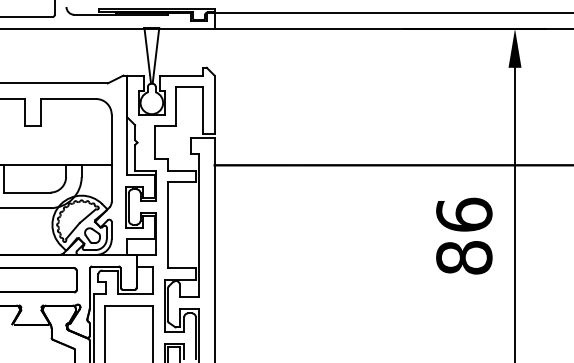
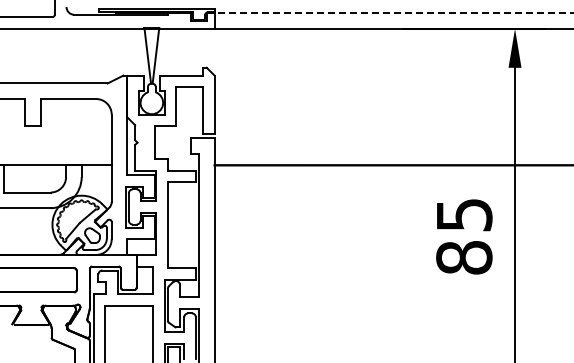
line: solid -> dashed (393, 13)
text: 86 -> 85 (464, 214)
